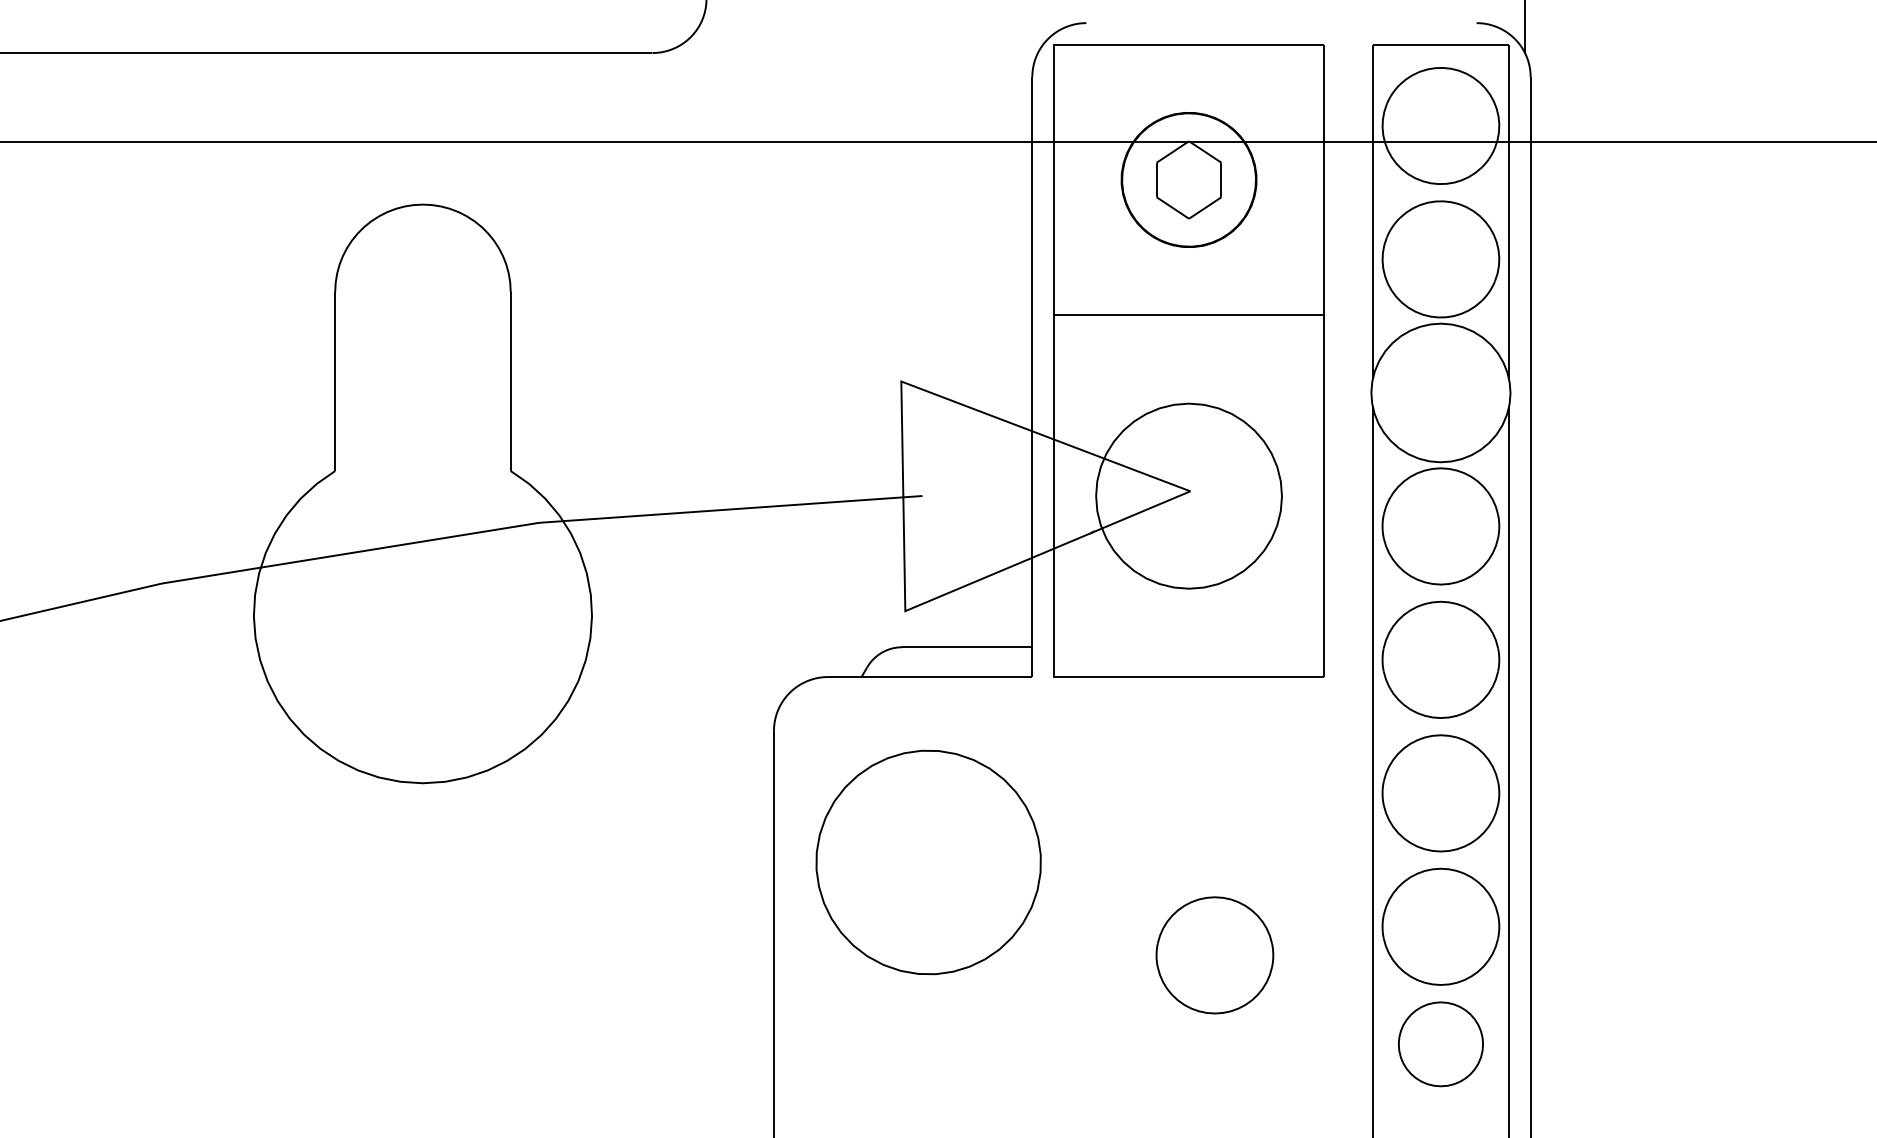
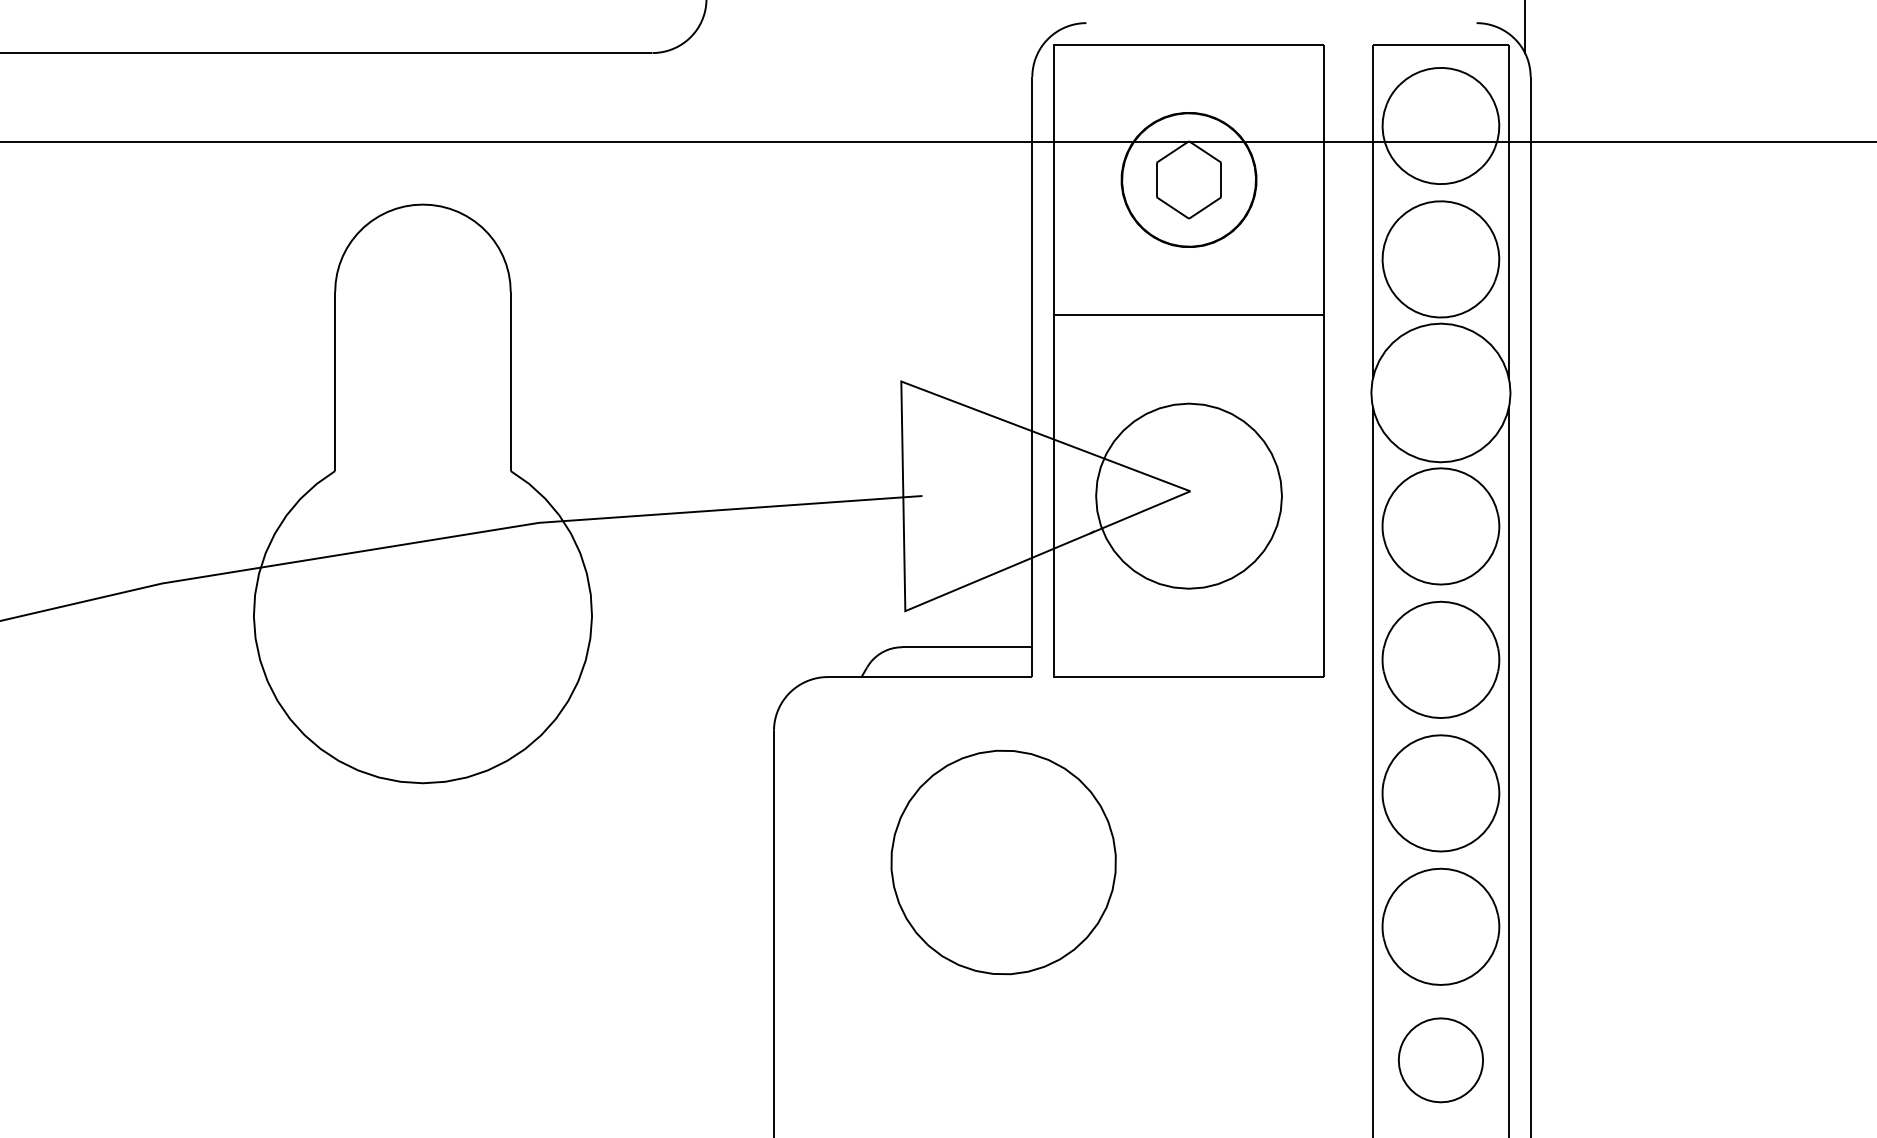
part position: (928, 862) -> (1003, 862) (1003, 862)
part: present -> none (1214, 955)
part position: (1440, 1044) -> (1440, 1060) (1440, 1060)
